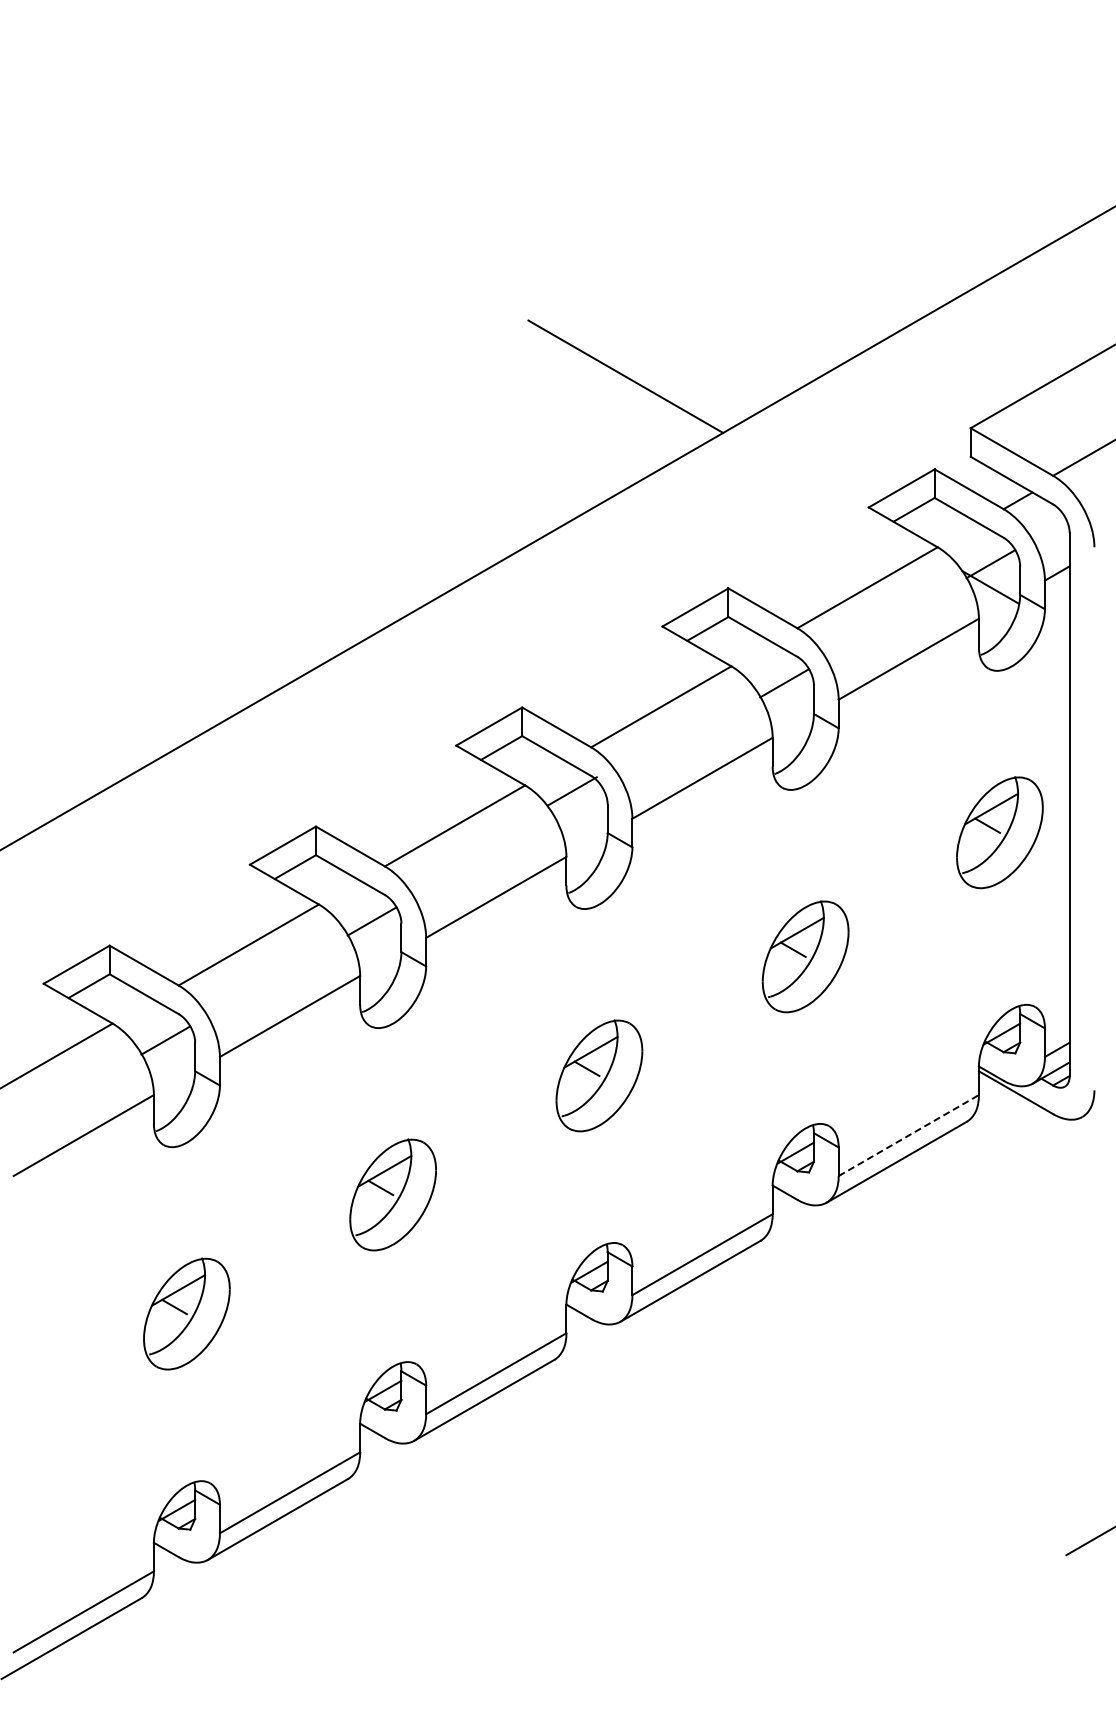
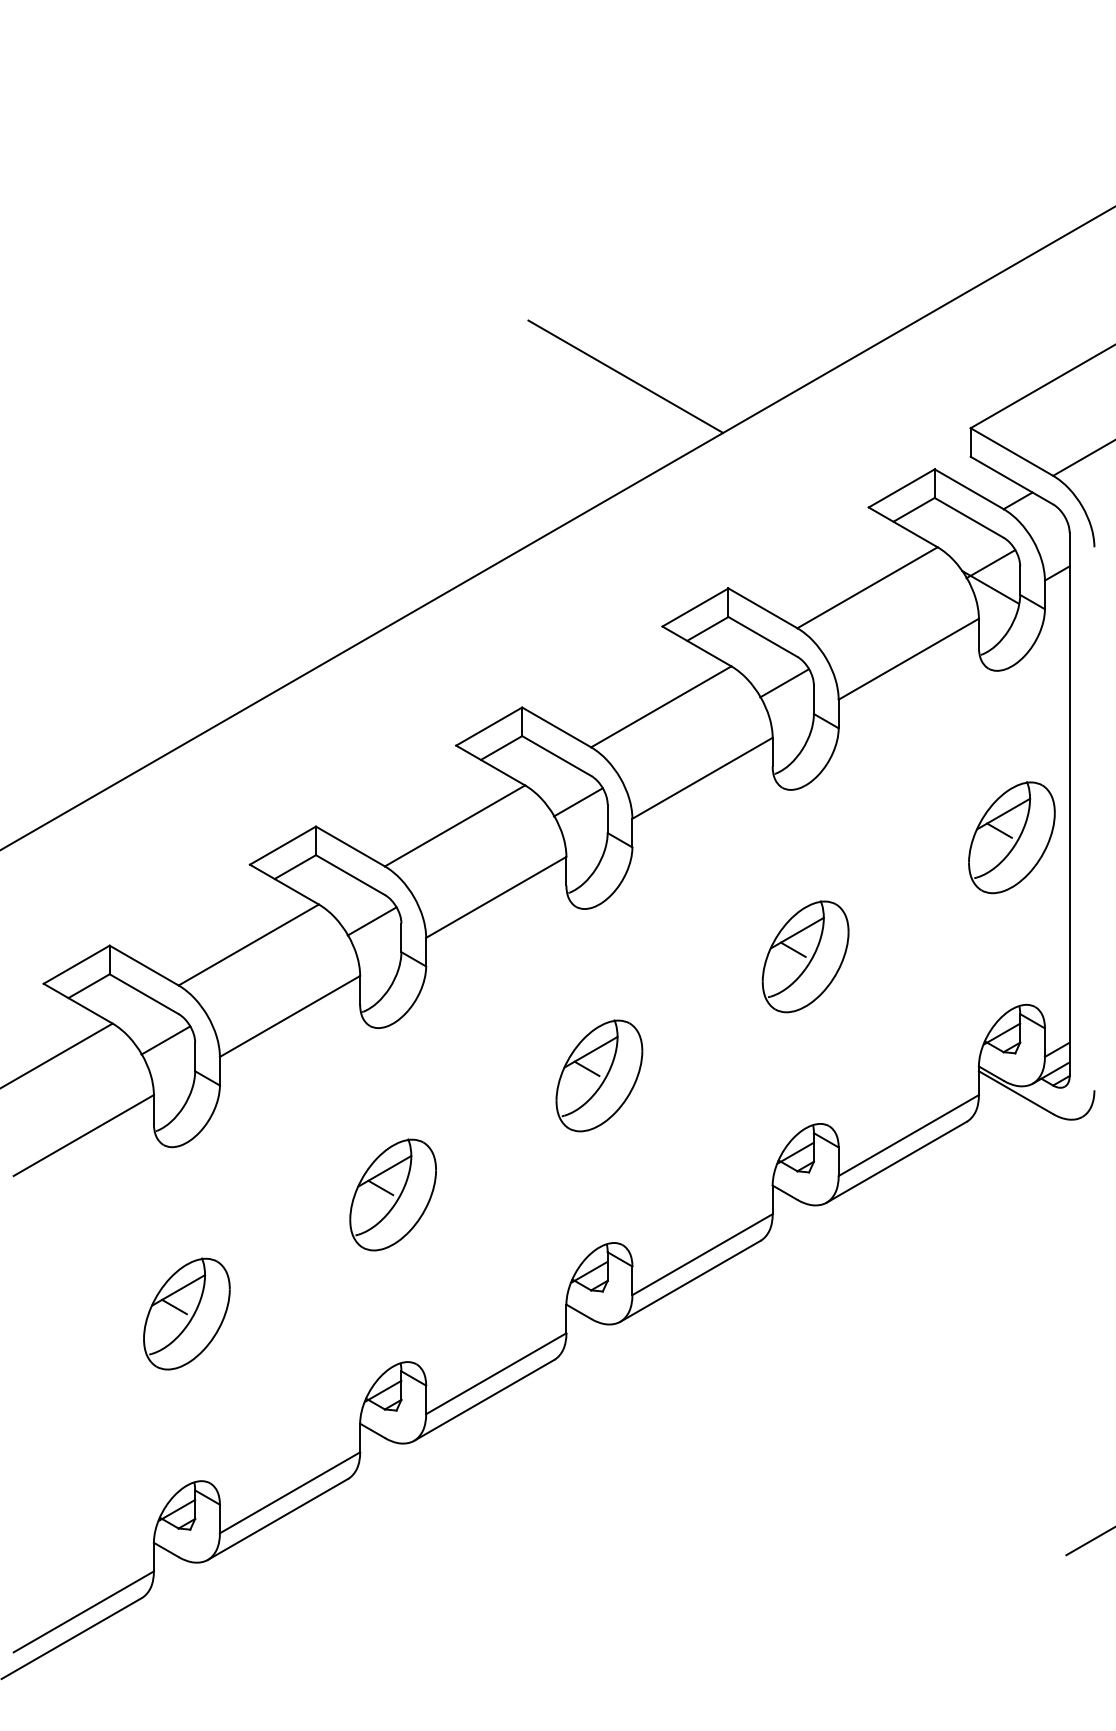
line position: (571, 791) -> (577, 802) (577, 802)
part position: (999, 832) -> (1011, 837) (1011, 837)
line: dashed -> solid (908, 1135)
